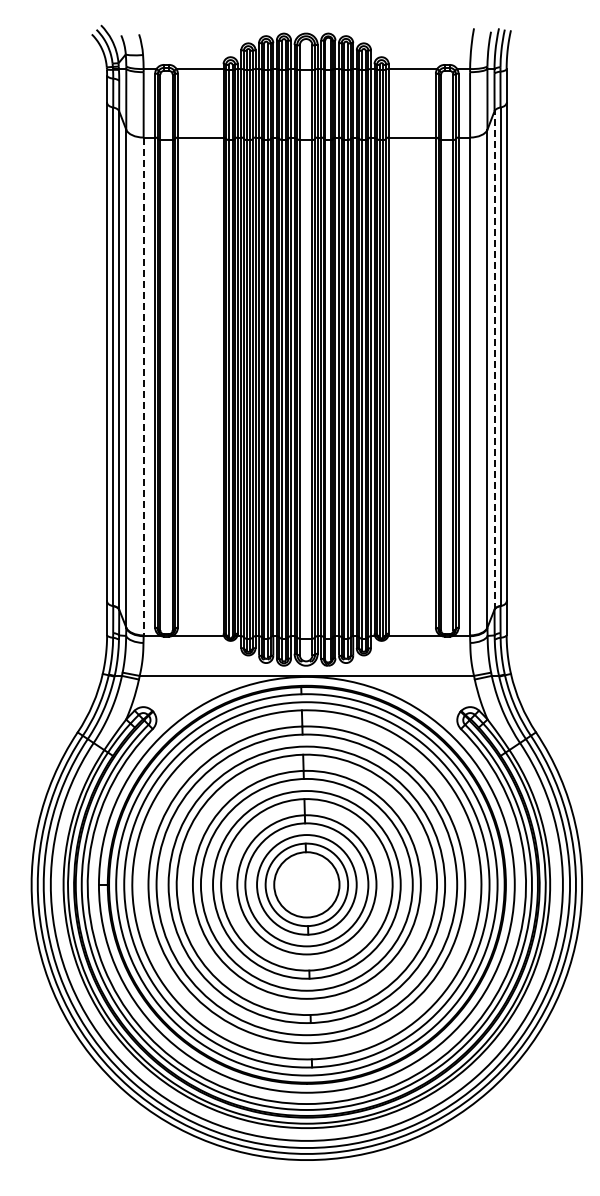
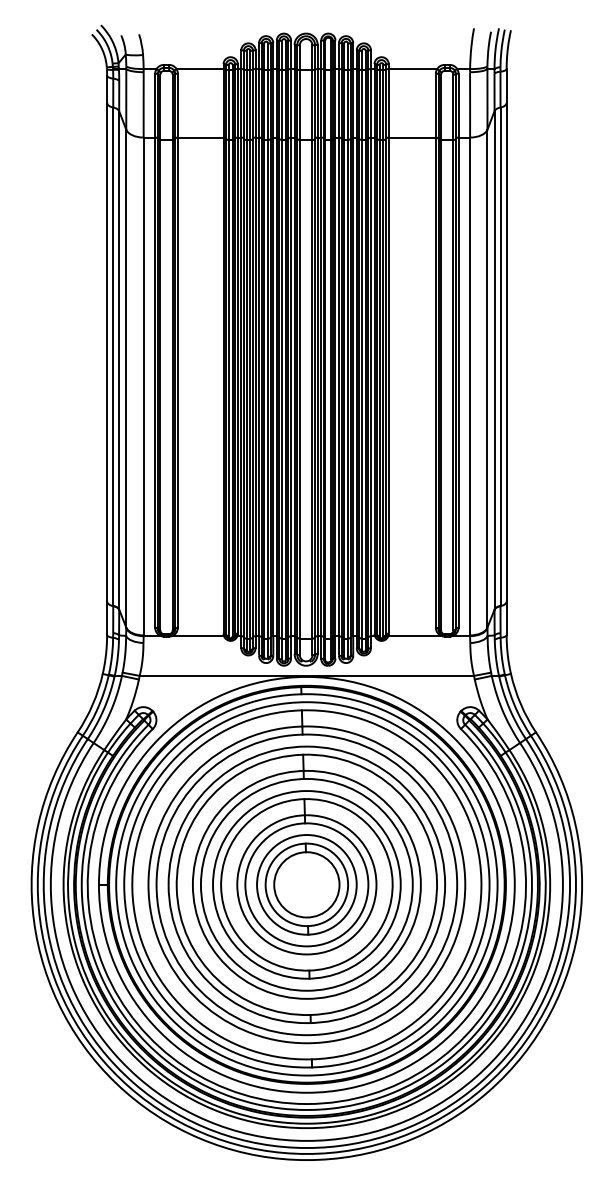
line: dashed -> solid (494, 359)
line: dashed -> solid (143, 386)
